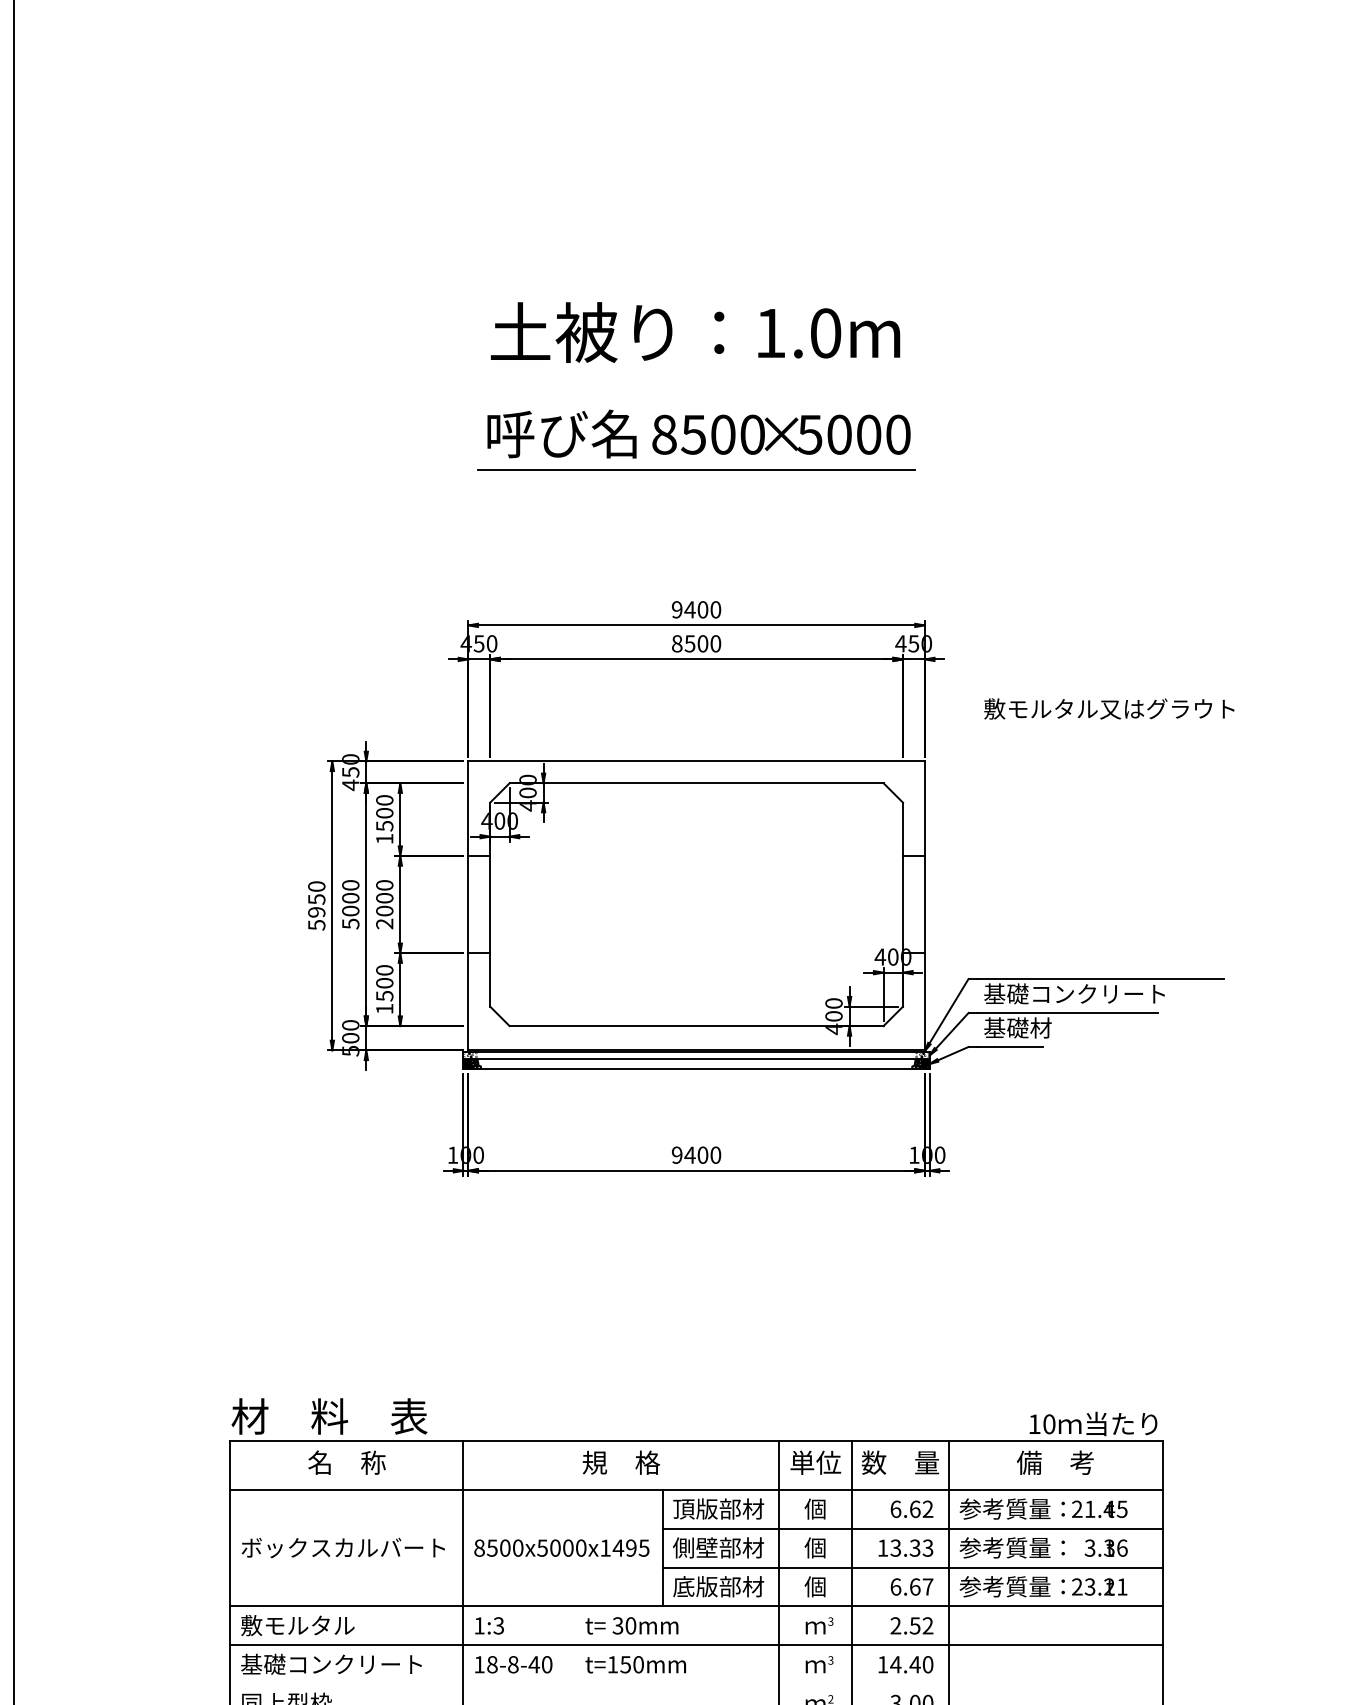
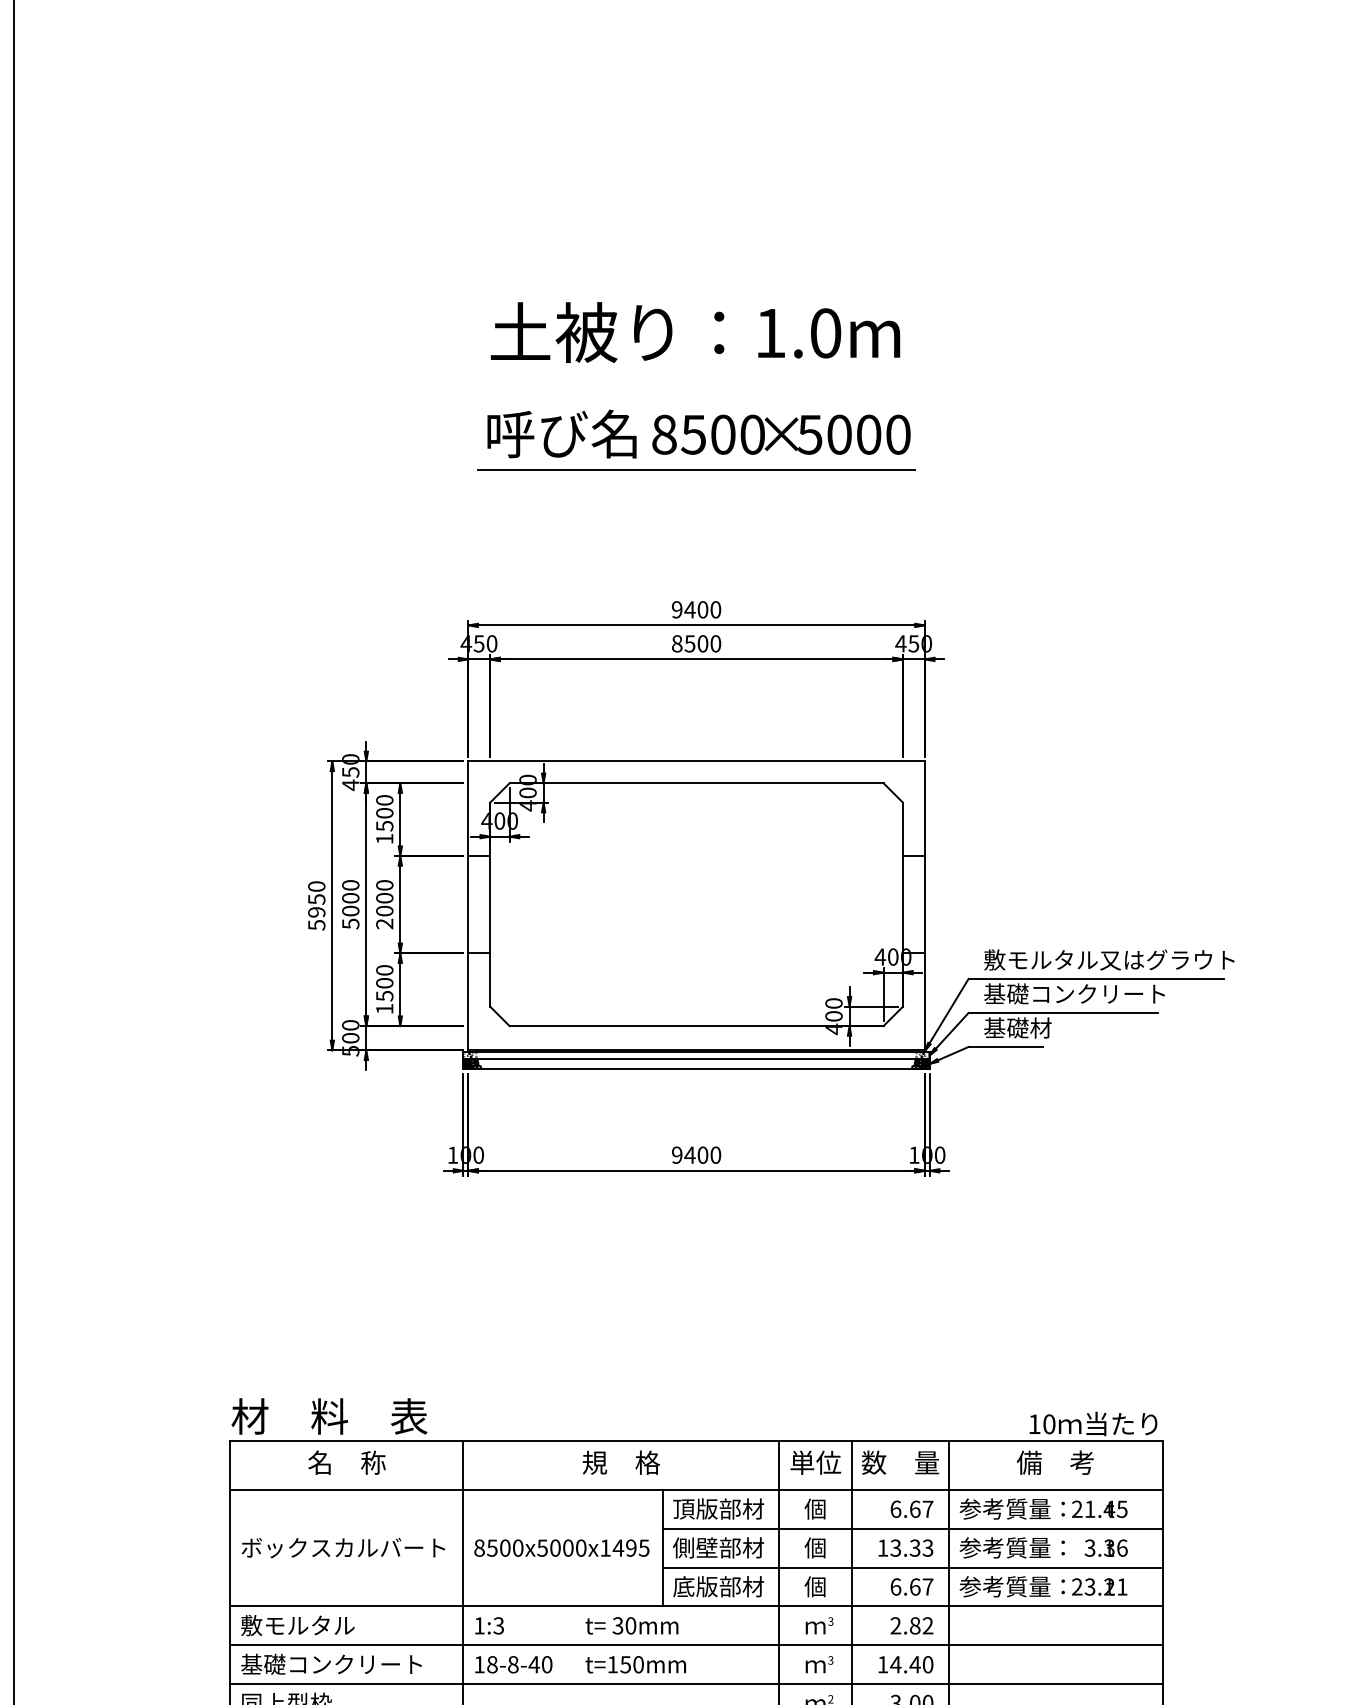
text position: (1109, 708) -> (1109, 959) (1109, 959)
text: 6.62 -> 6.67 (927, 1508)
text: 2.52 -> 2.82 (914, 1625)
line: none -> present (696, 1684)
